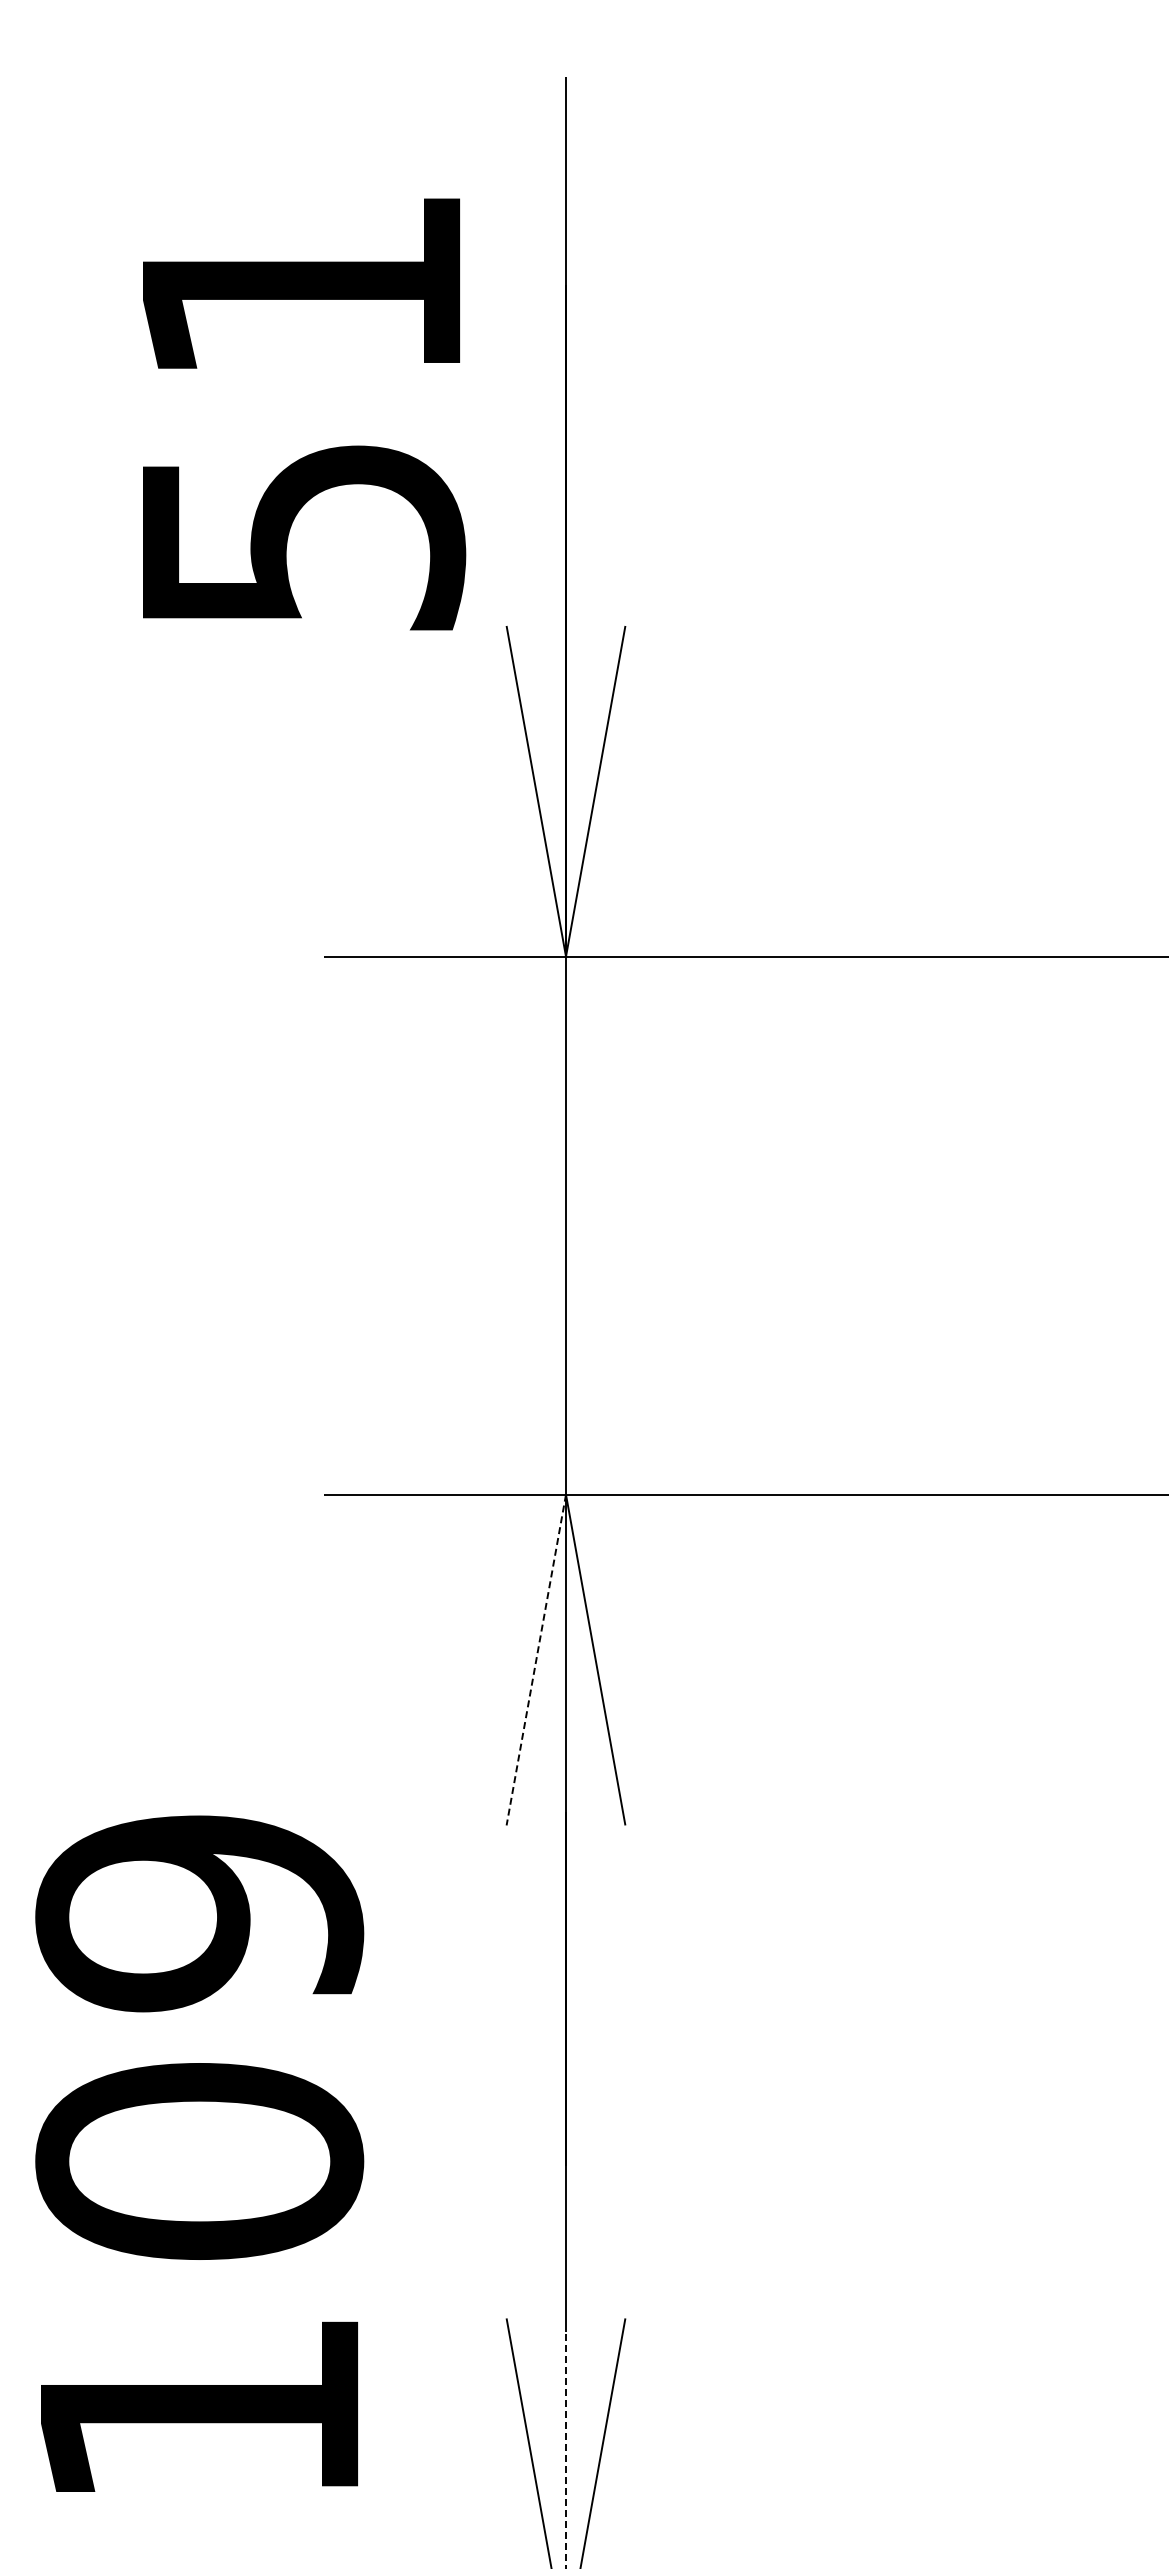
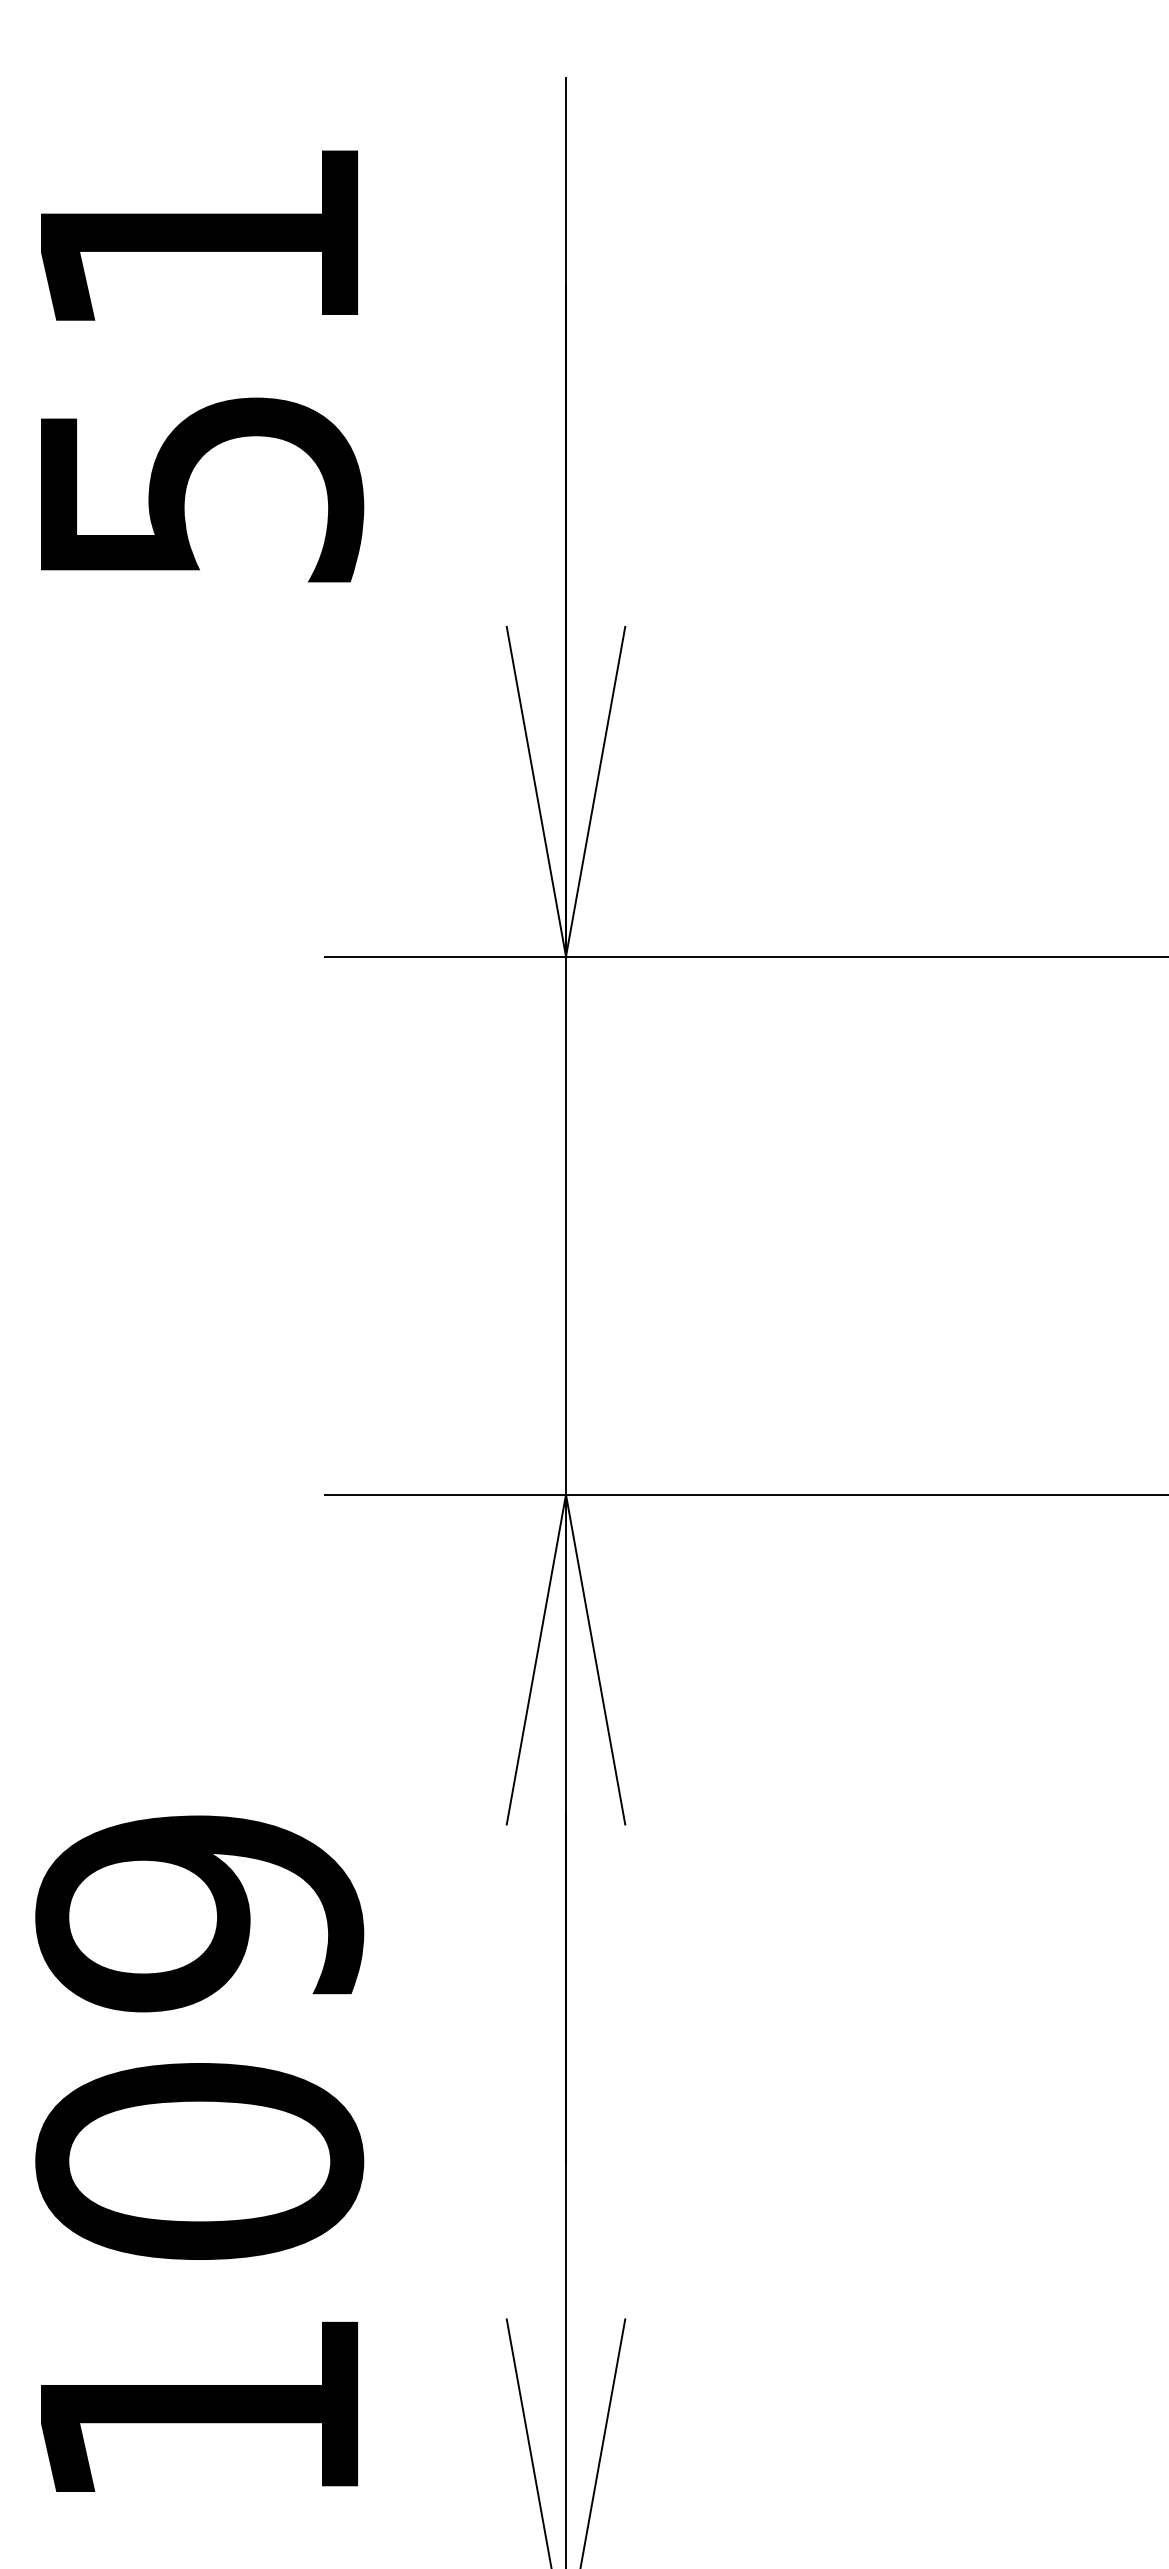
text position: (304, 414) -> (202, 366) (202, 366)
line: dashed -> solid (536, 1660)
line: dashed -> solid (566, 2449)
